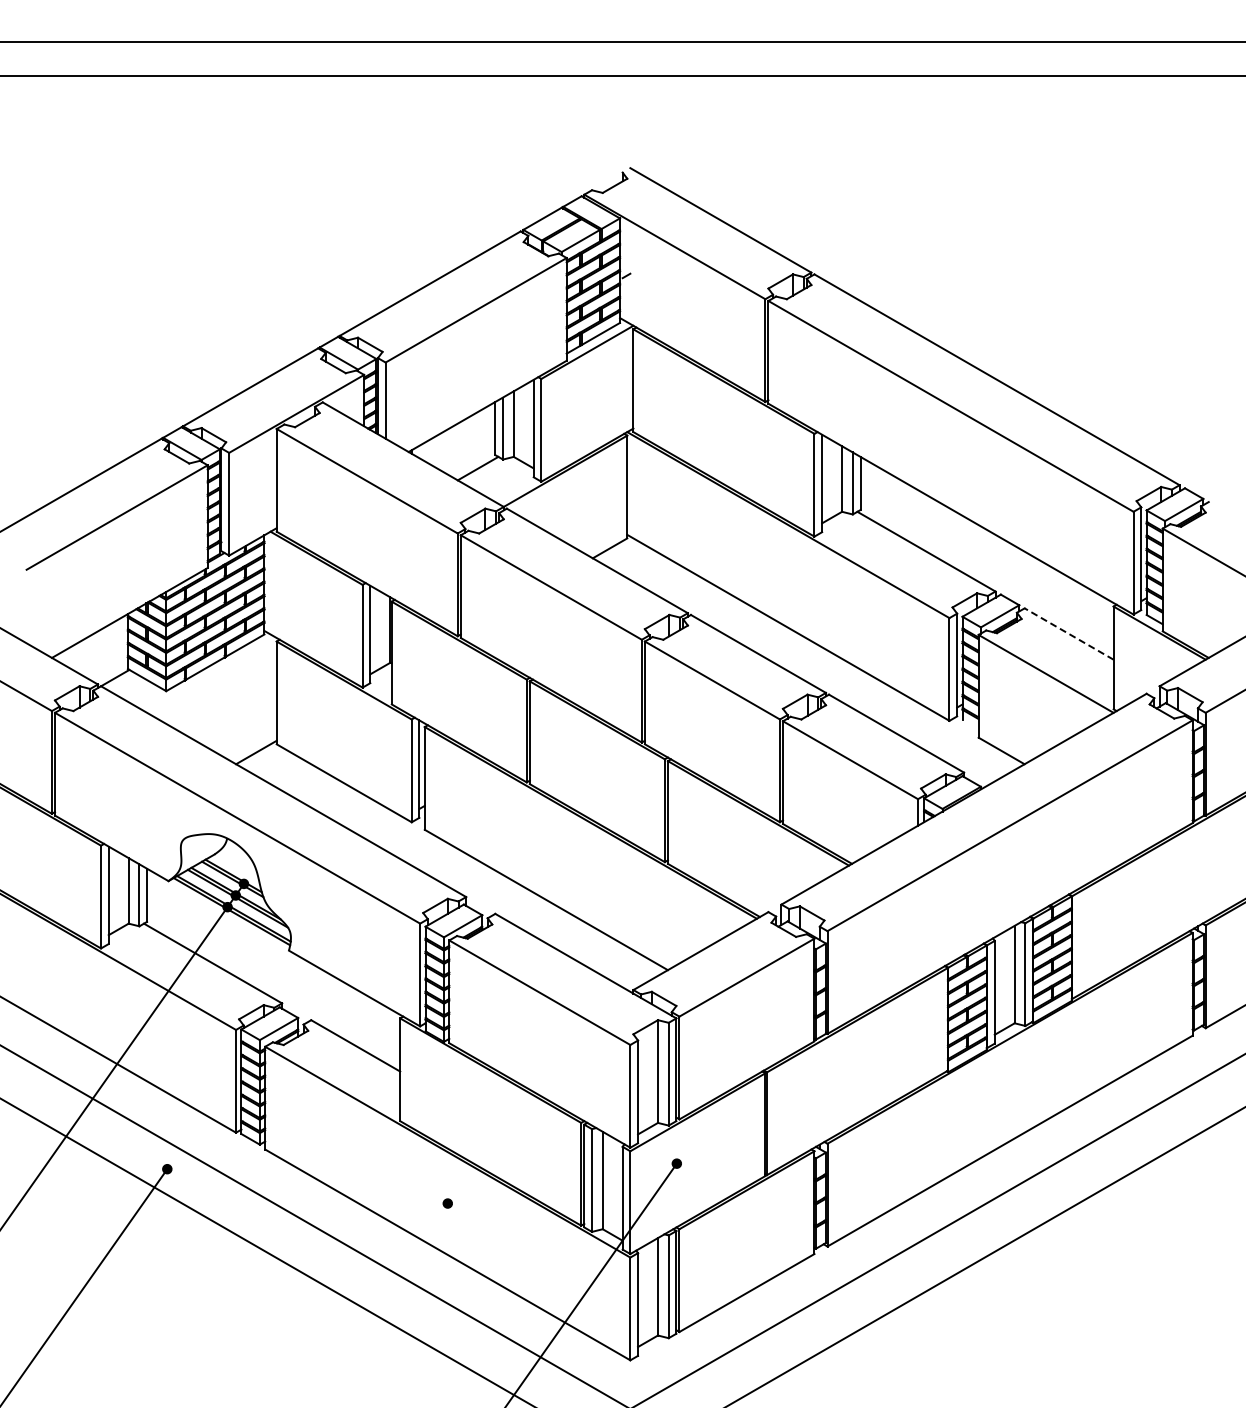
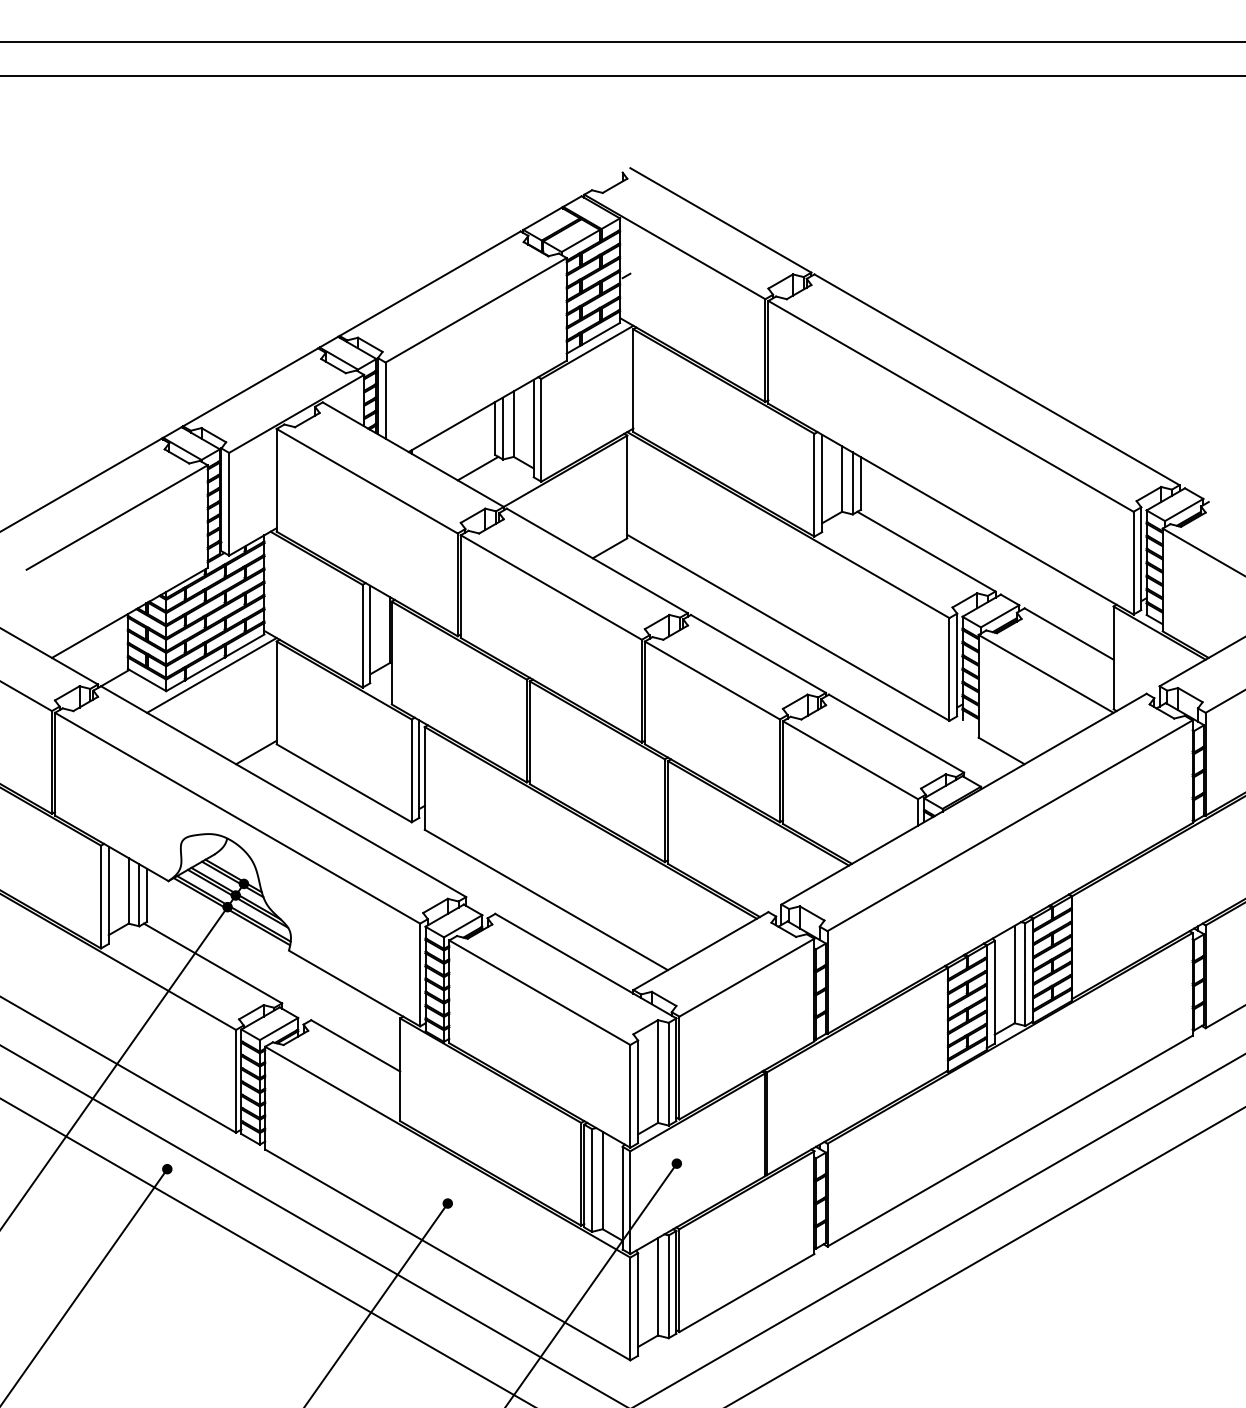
line: dashed -> solid (1068, 633)
line: none -> present (211, 675)
line: none -> present (376, 1303)
